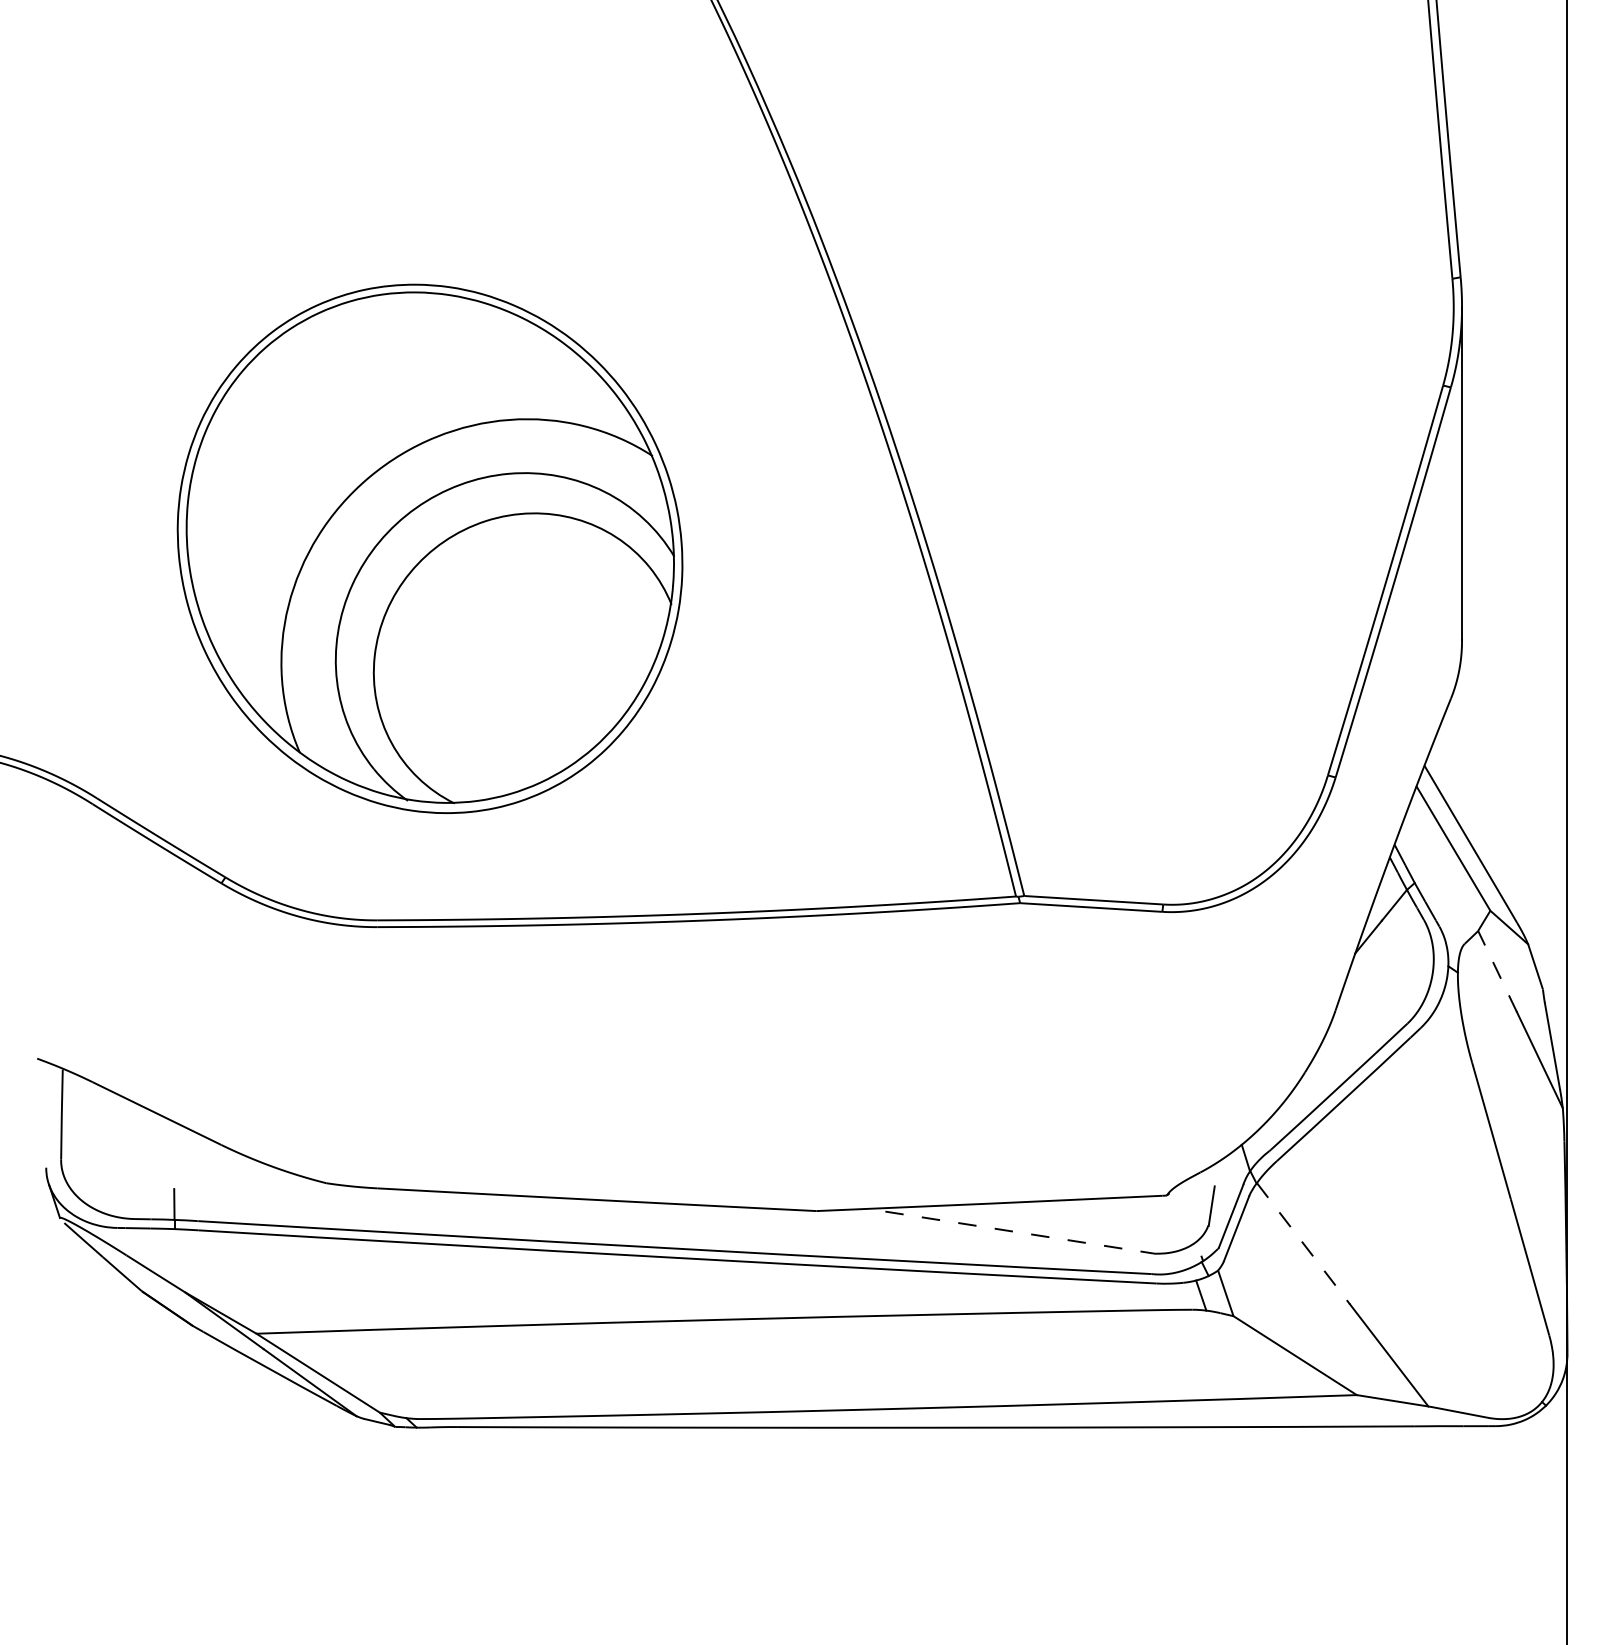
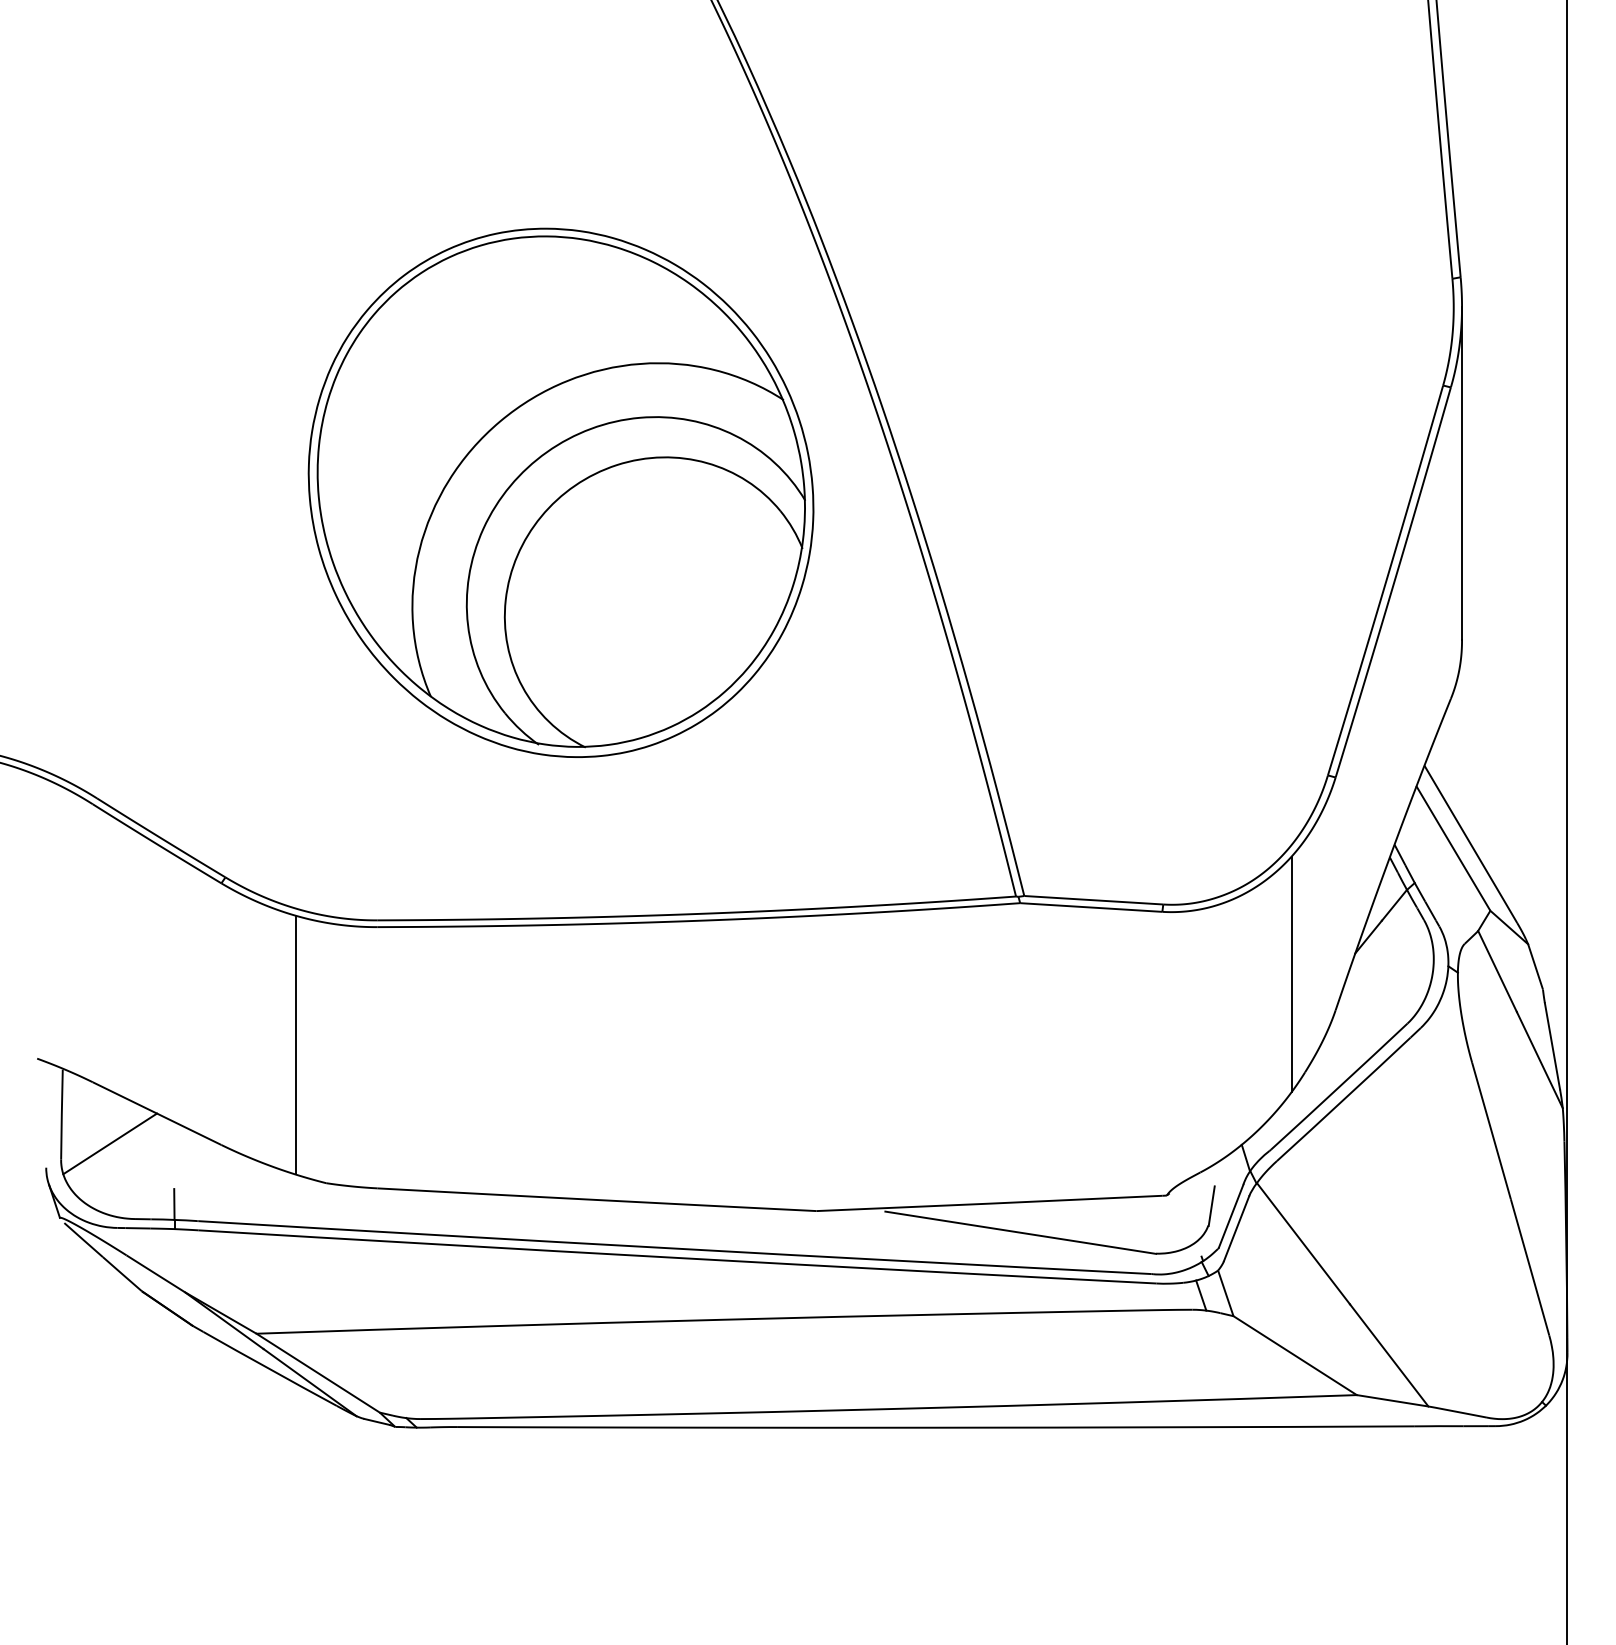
part position: (429, 548) -> (560, 492) (560, 492)
line: dashed -> solid (1497, 971)
line: none -> present (1291, 974)
line: none -> present (295, 1044)
line: none -> present (110, 1143)
line: dashed -> solid (1020, 1232)
line: dashed -> solid (1303, 1244)
